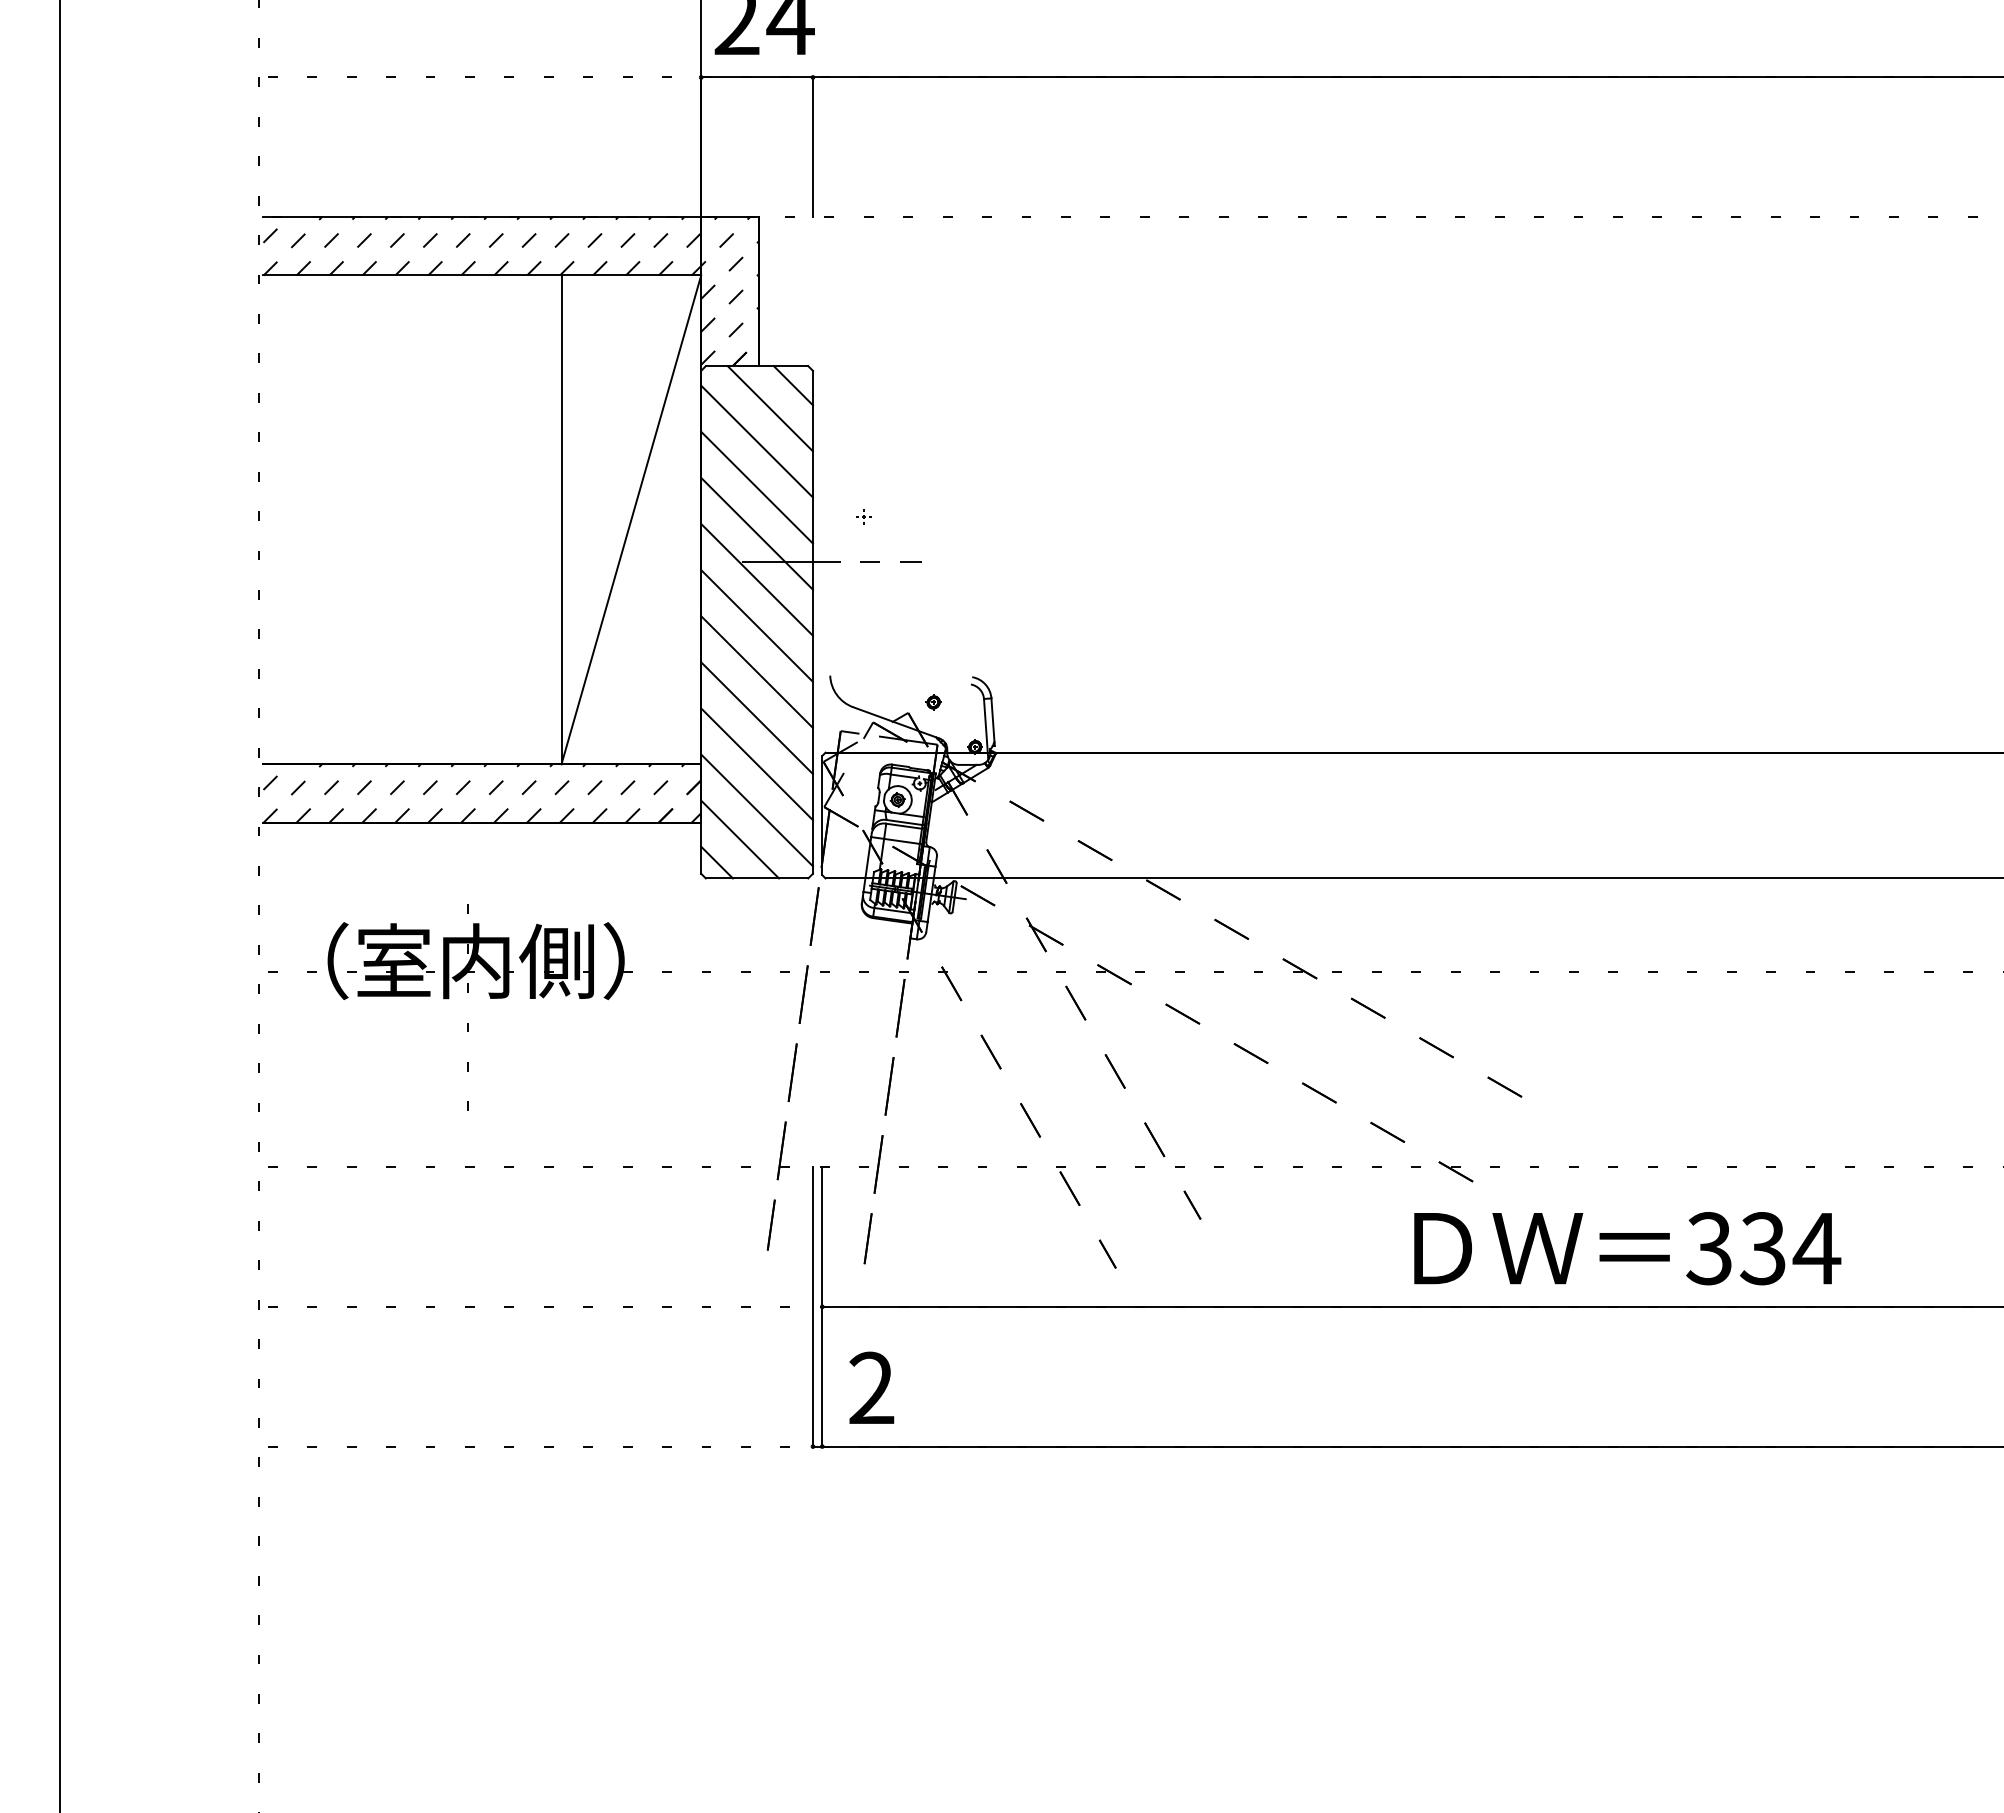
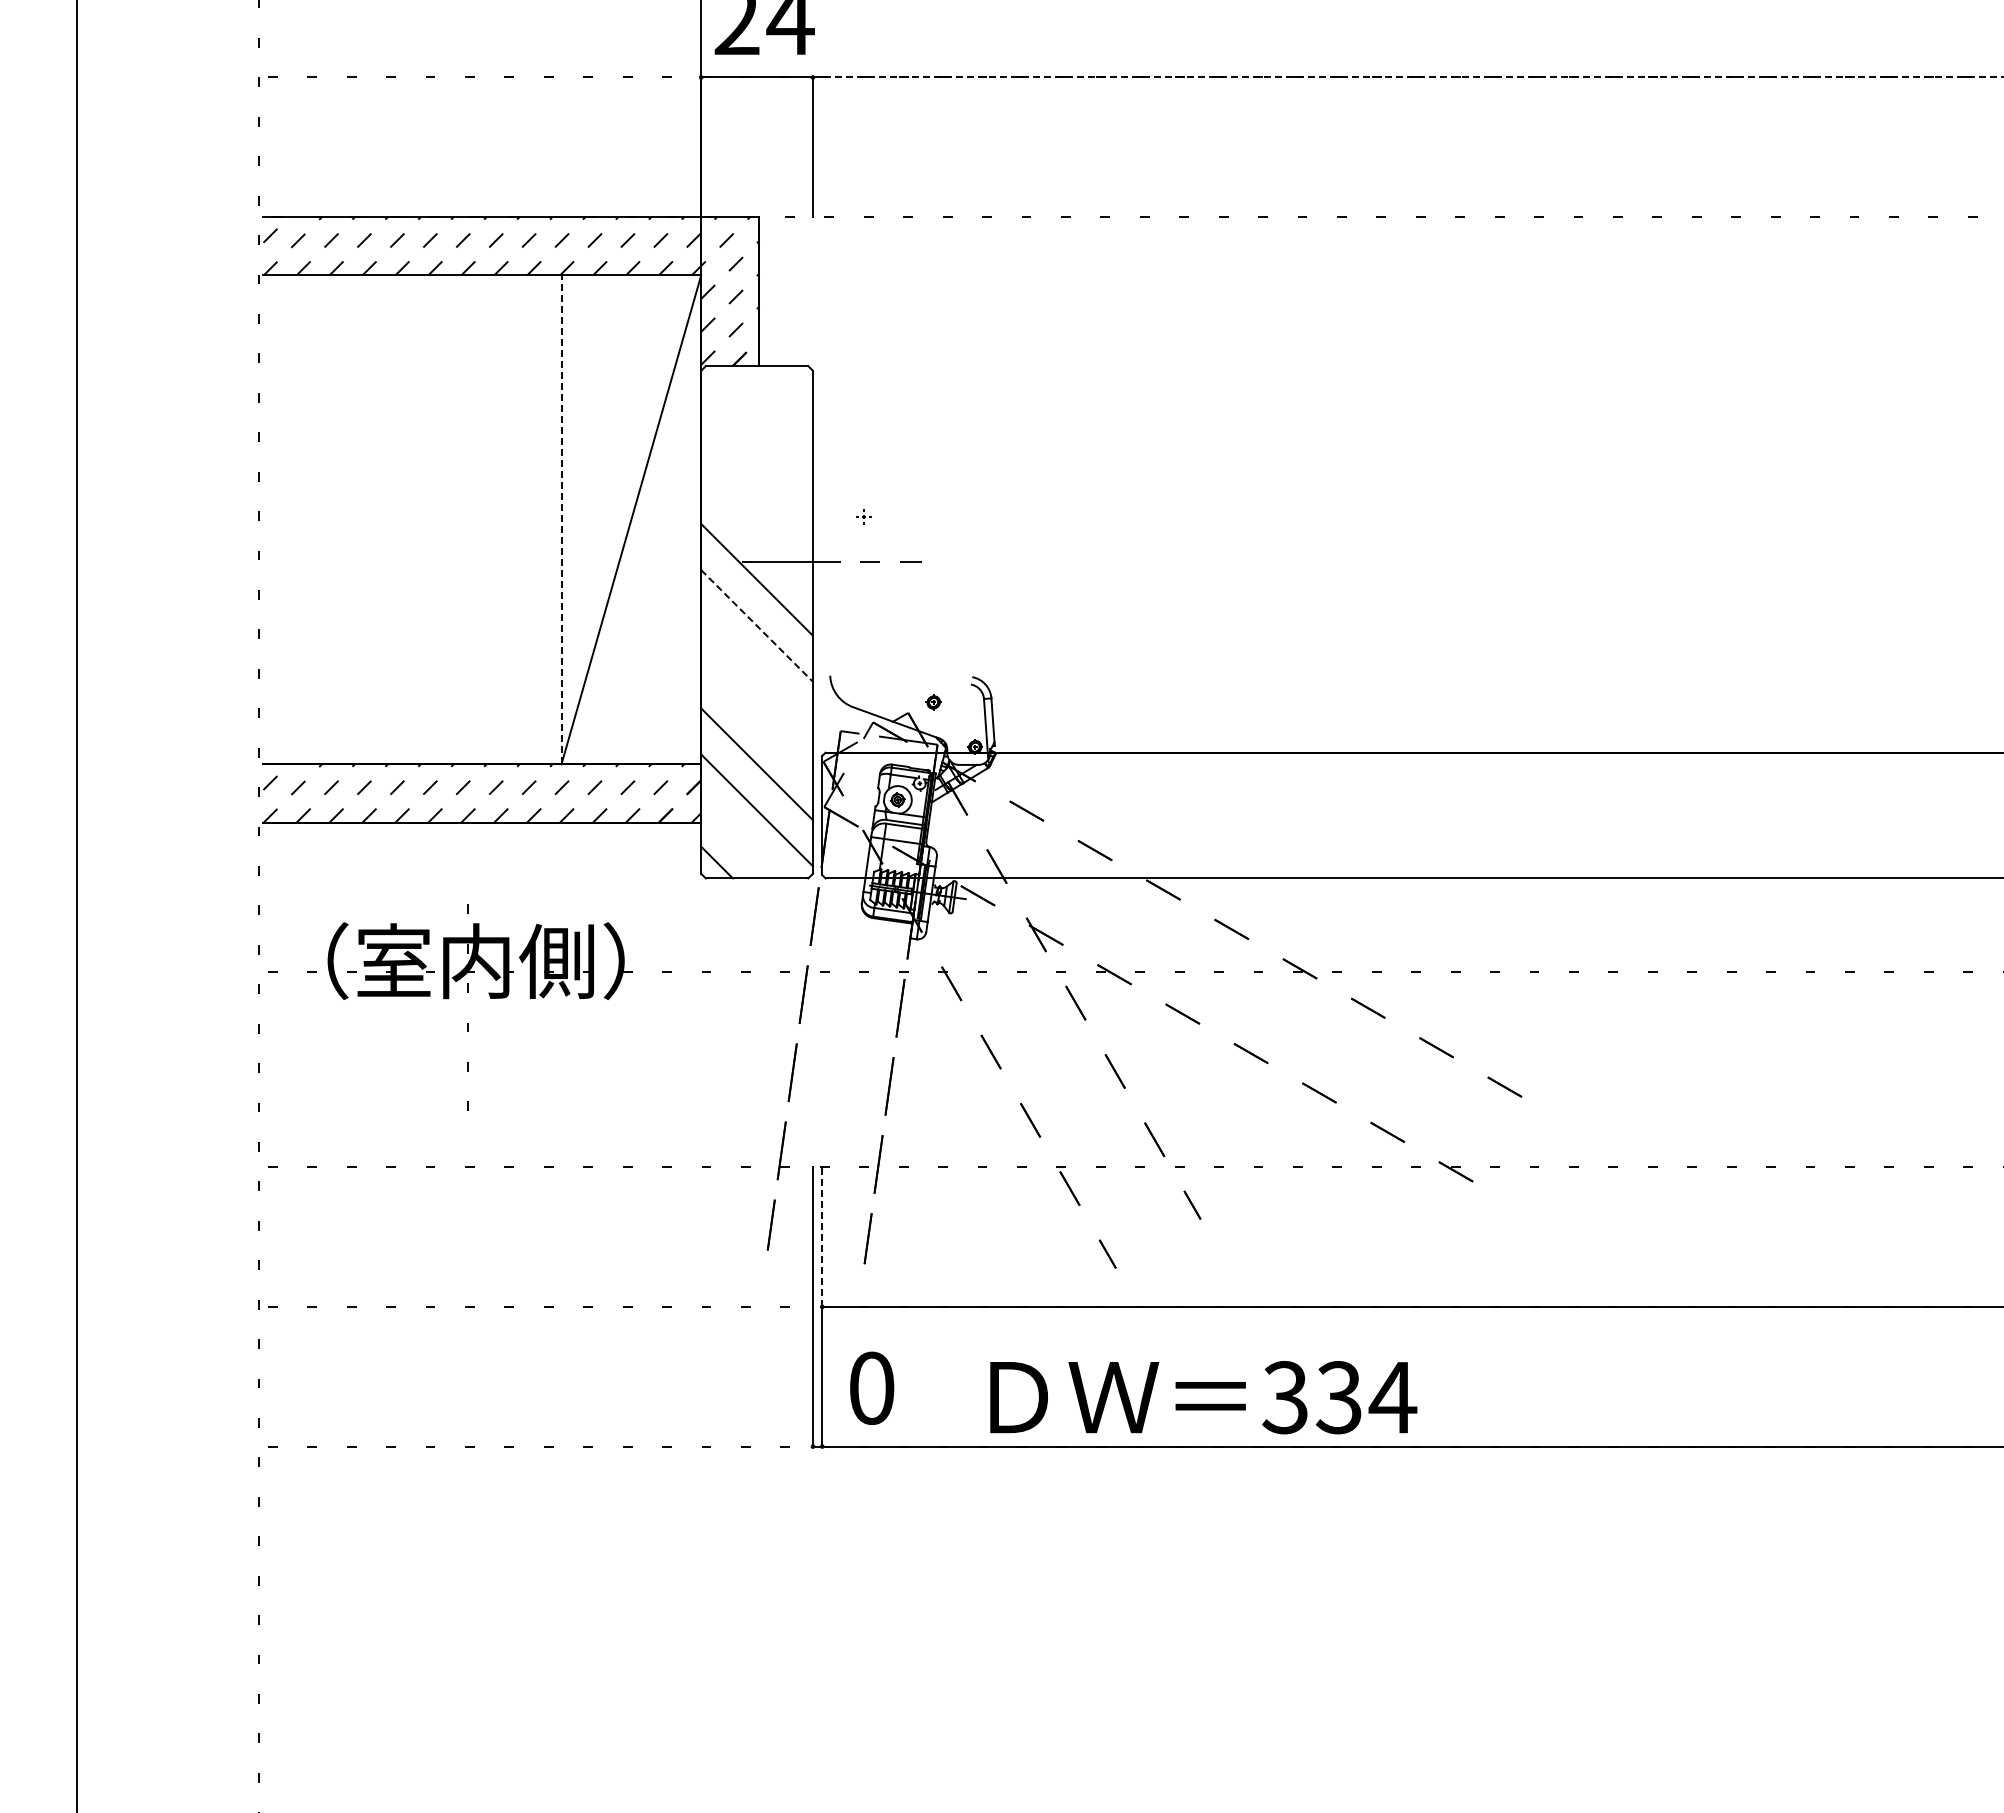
line: solid -> dashed (1408, 77)
line: present -> none (792, 385)
line: present -> none (769, 408)
line: present -> none (756, 441)
line: present -> none (756, 487)
line: solid -> dashed (561, 519)
line: present -> none (756, 533)
line: solid -> dashed (757, 626)
line: present -> none (756, 671)
line: present -> none (756, 718)
line: present -> none (740, 839)
line position: (60, 905) -> (77, 905) (77, 905)
line: solid -> dashed (822, 1237)
text position: (1627, 1248) -> (1203, 1397) (1203, 1397)
text: 2 -> 0 (871, 1388)
